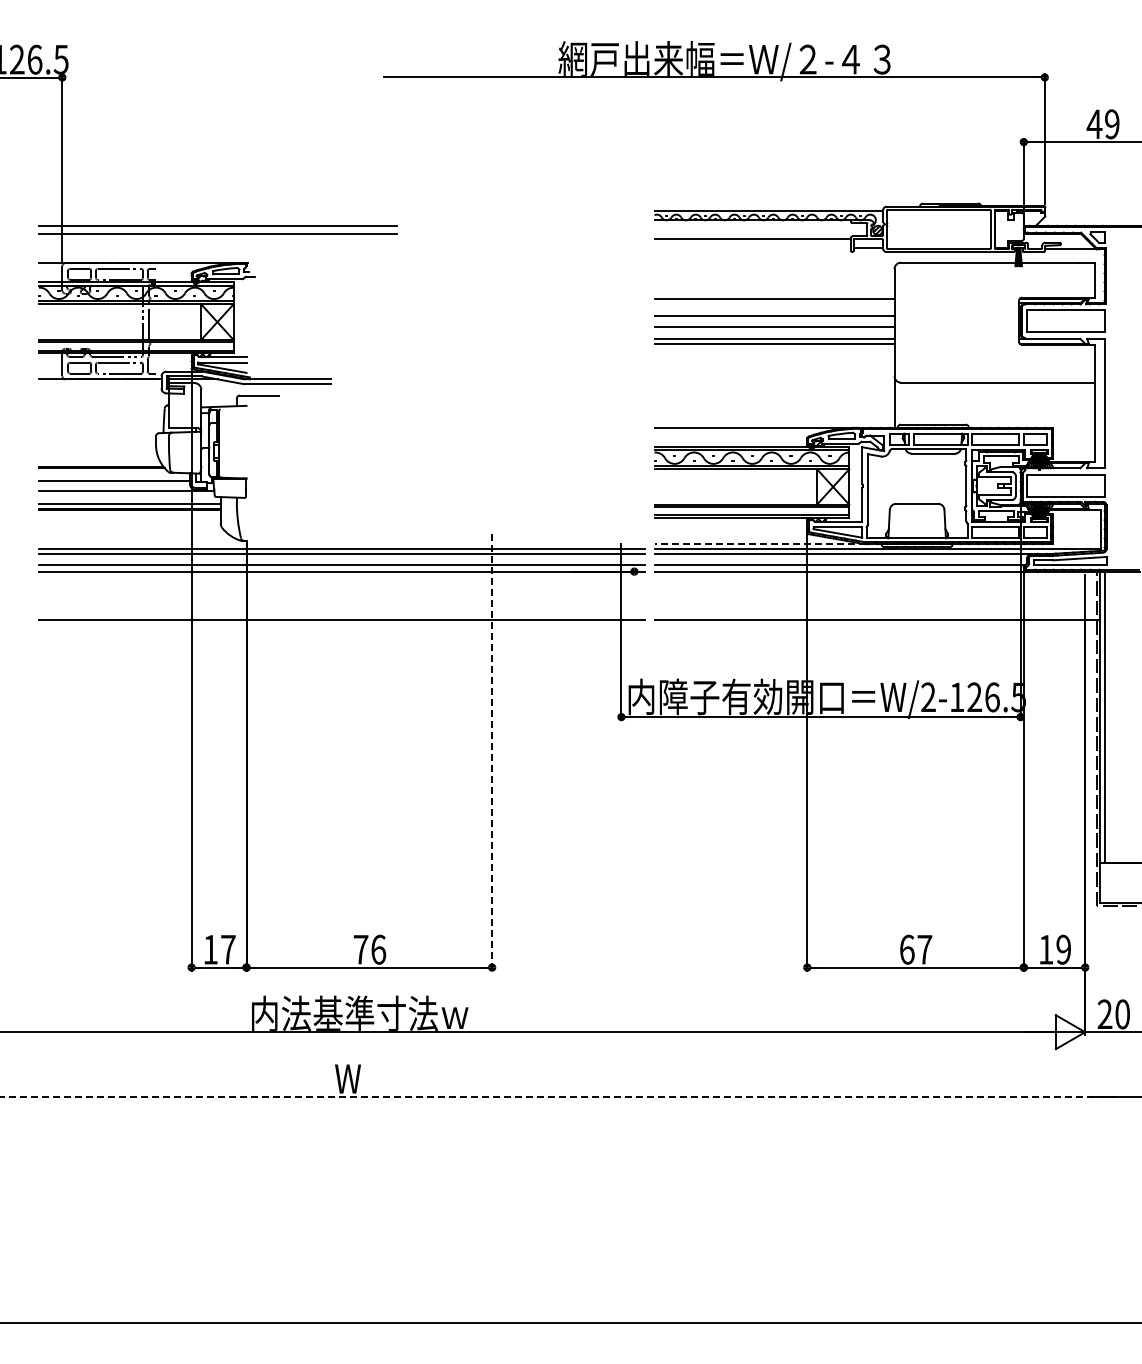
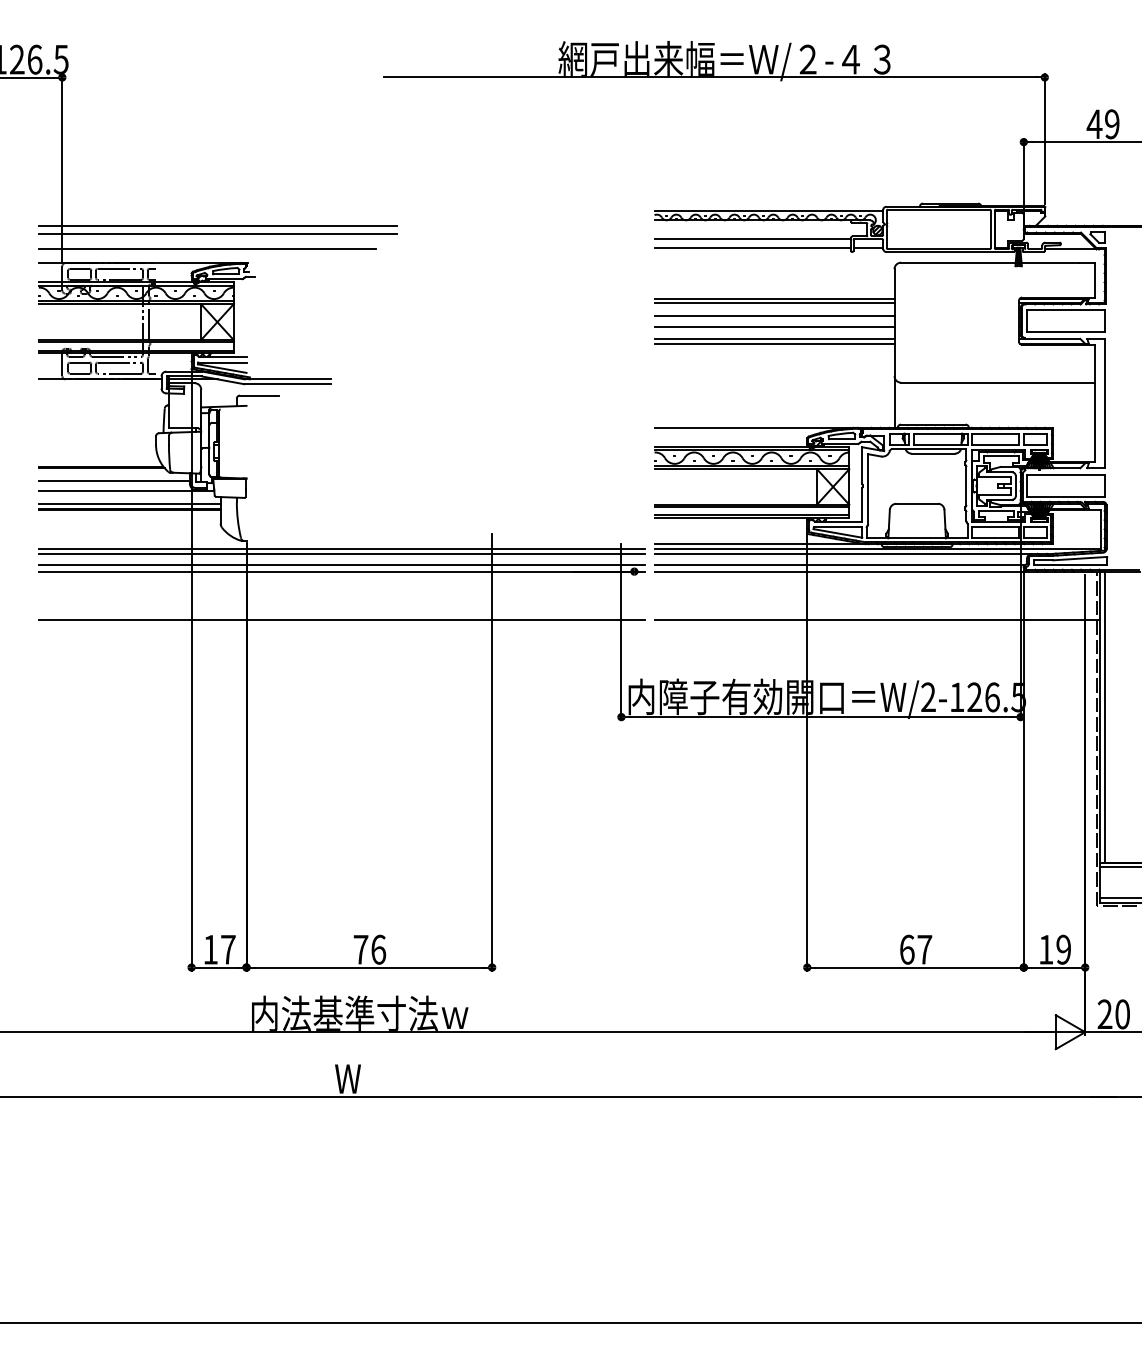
line: none -> present (752, 247)
line: none -> present (206, 249)
line: none -> present (774, 303)
line: dashed -> solid (759, 544)
line: dashed -> solid (492, 753)
line: none -> present (1118, 867)
line: none -> present (1118, 898)
line: dashed -> solid (558, 1096)
